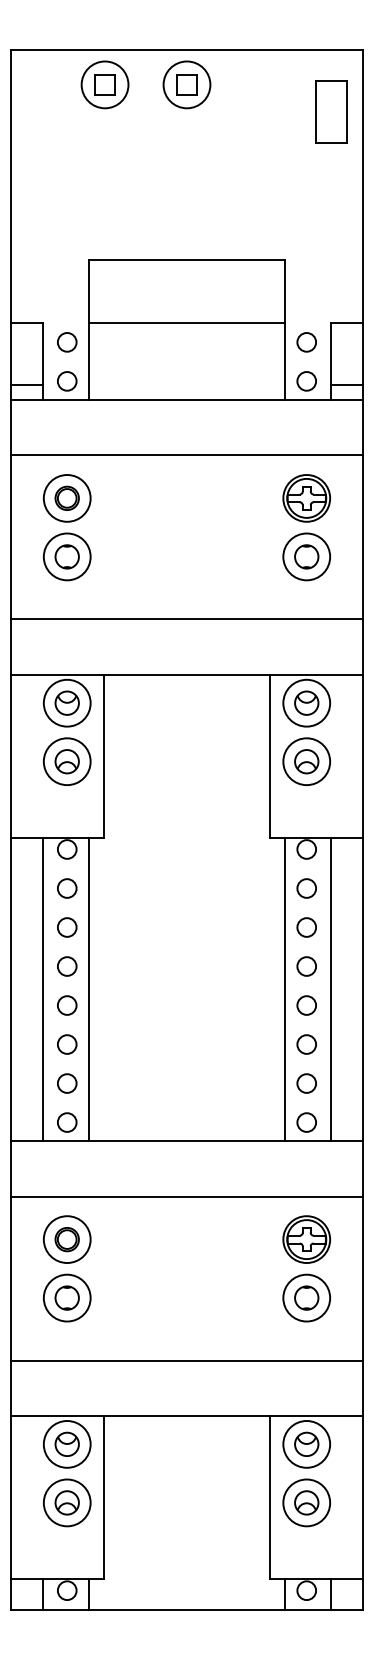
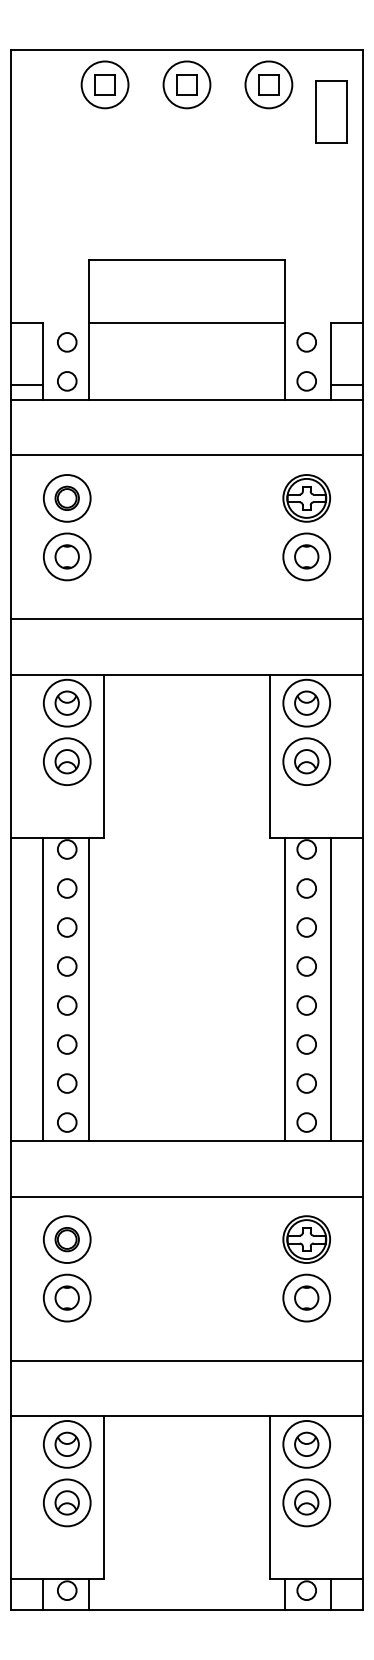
part: none -> present (268, 84)
